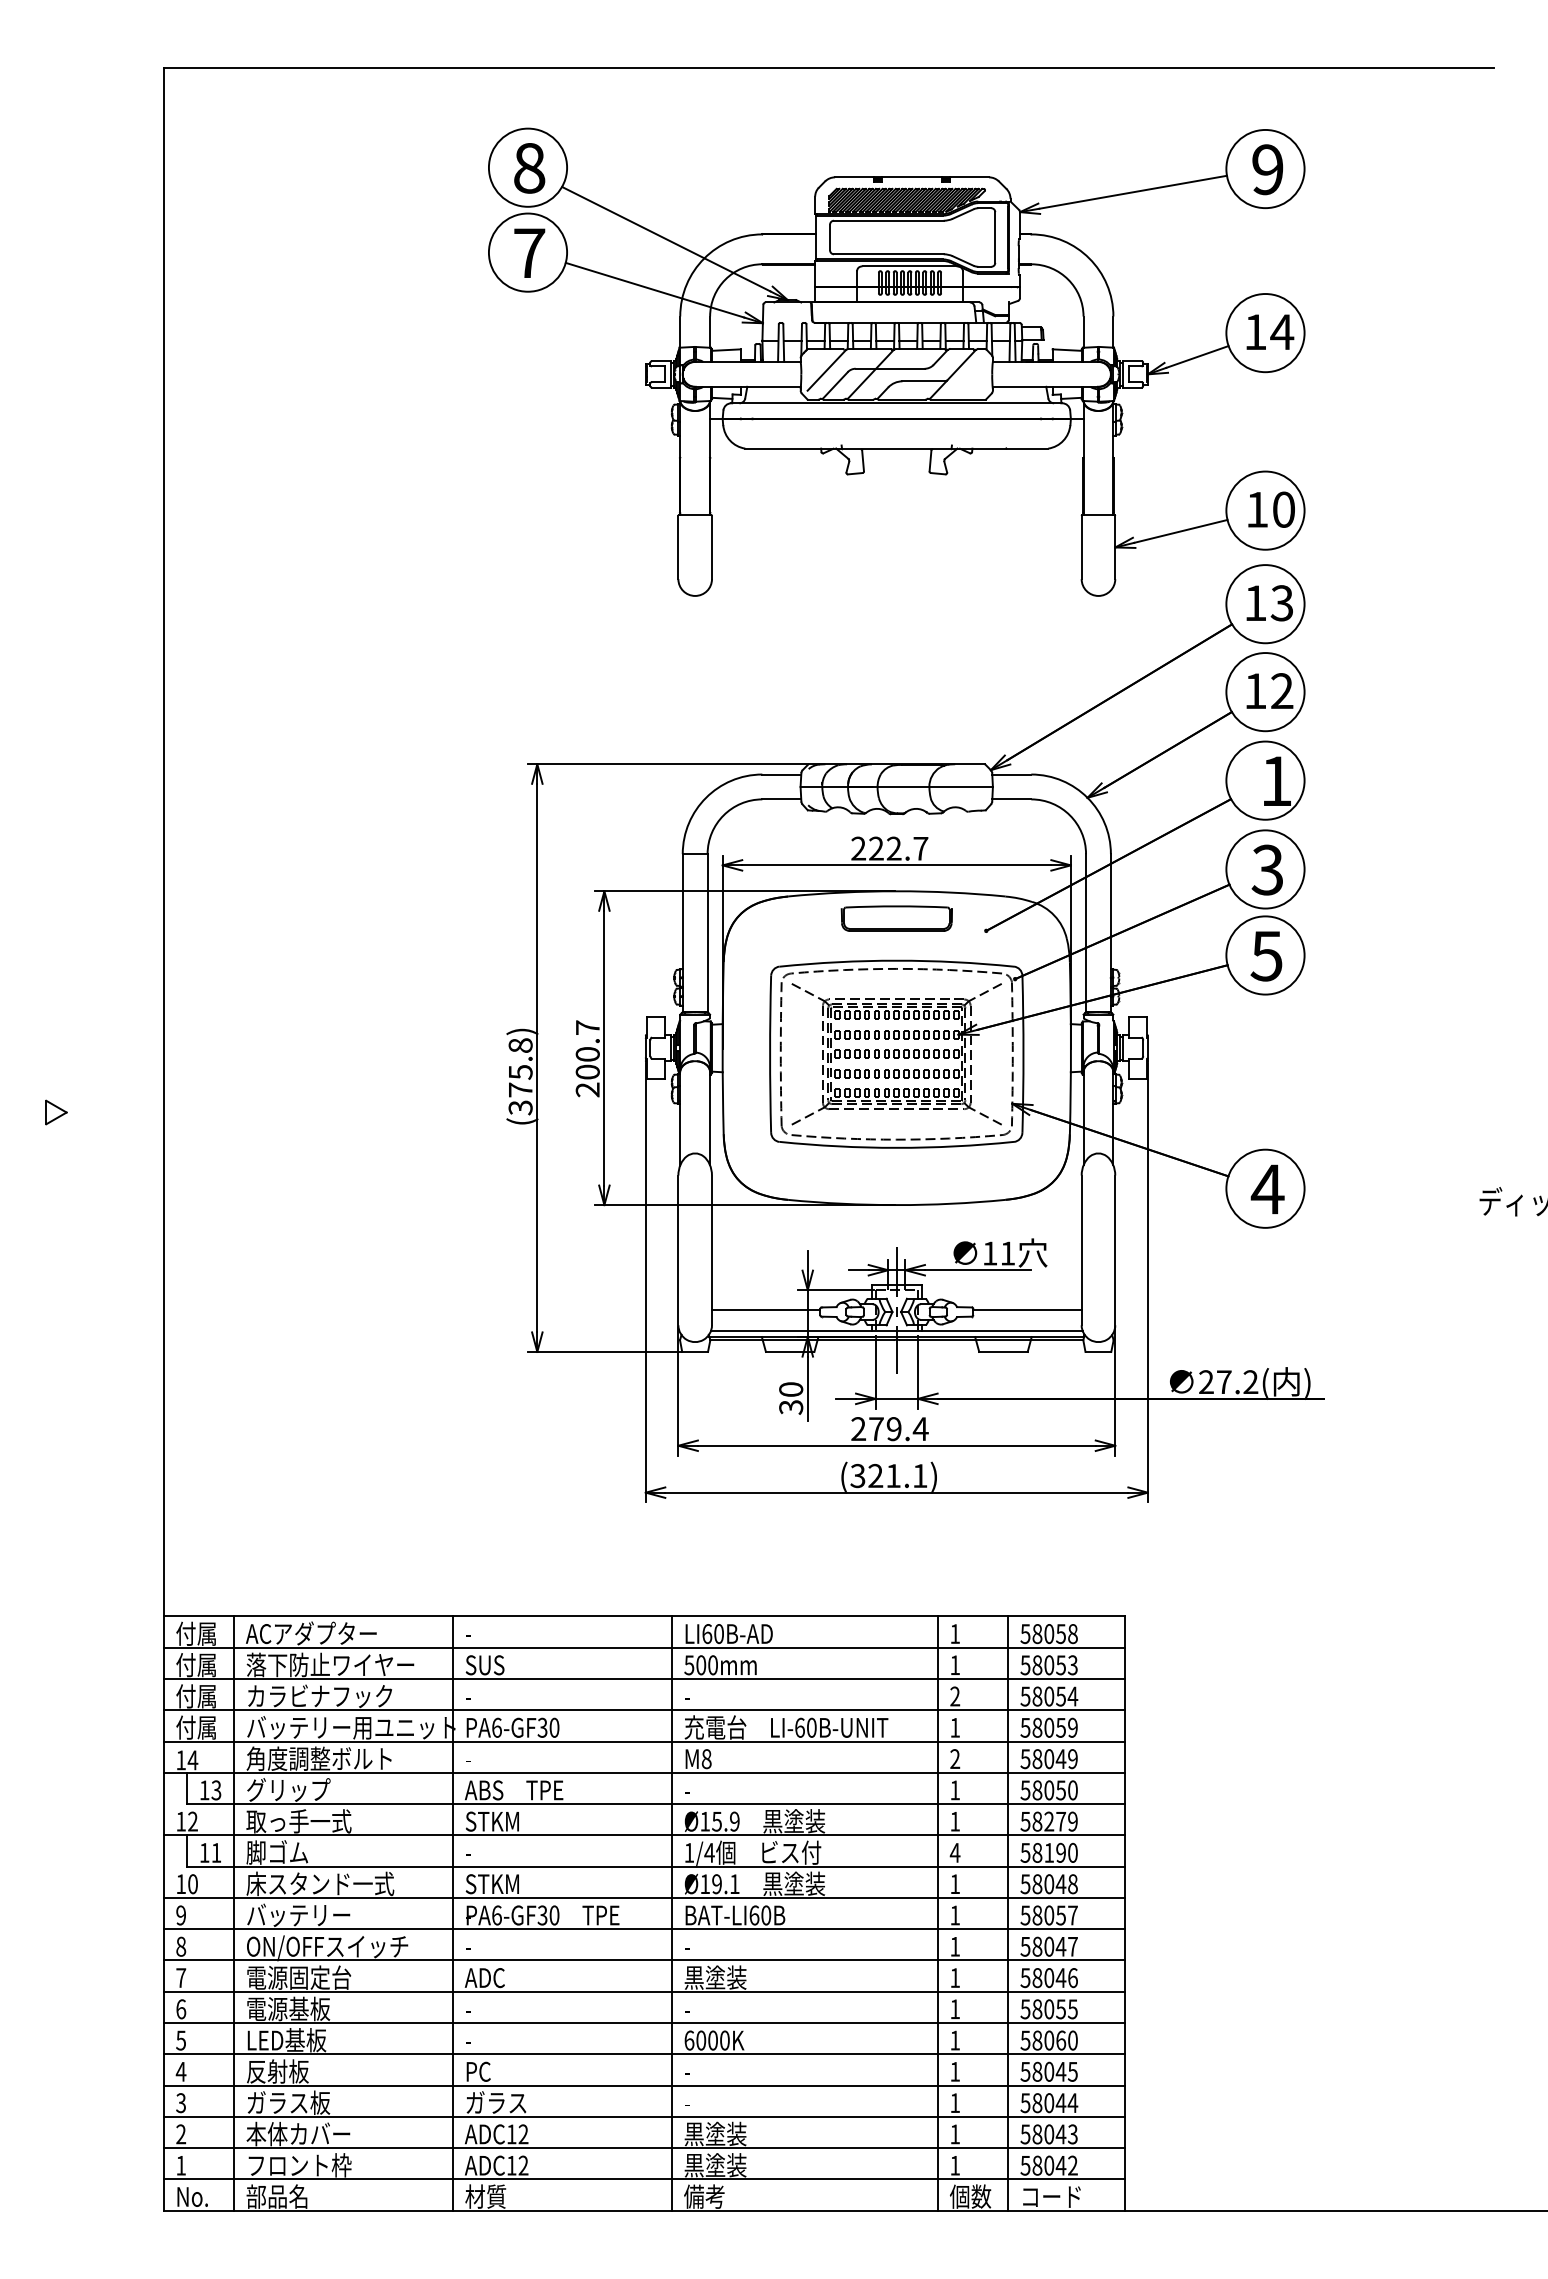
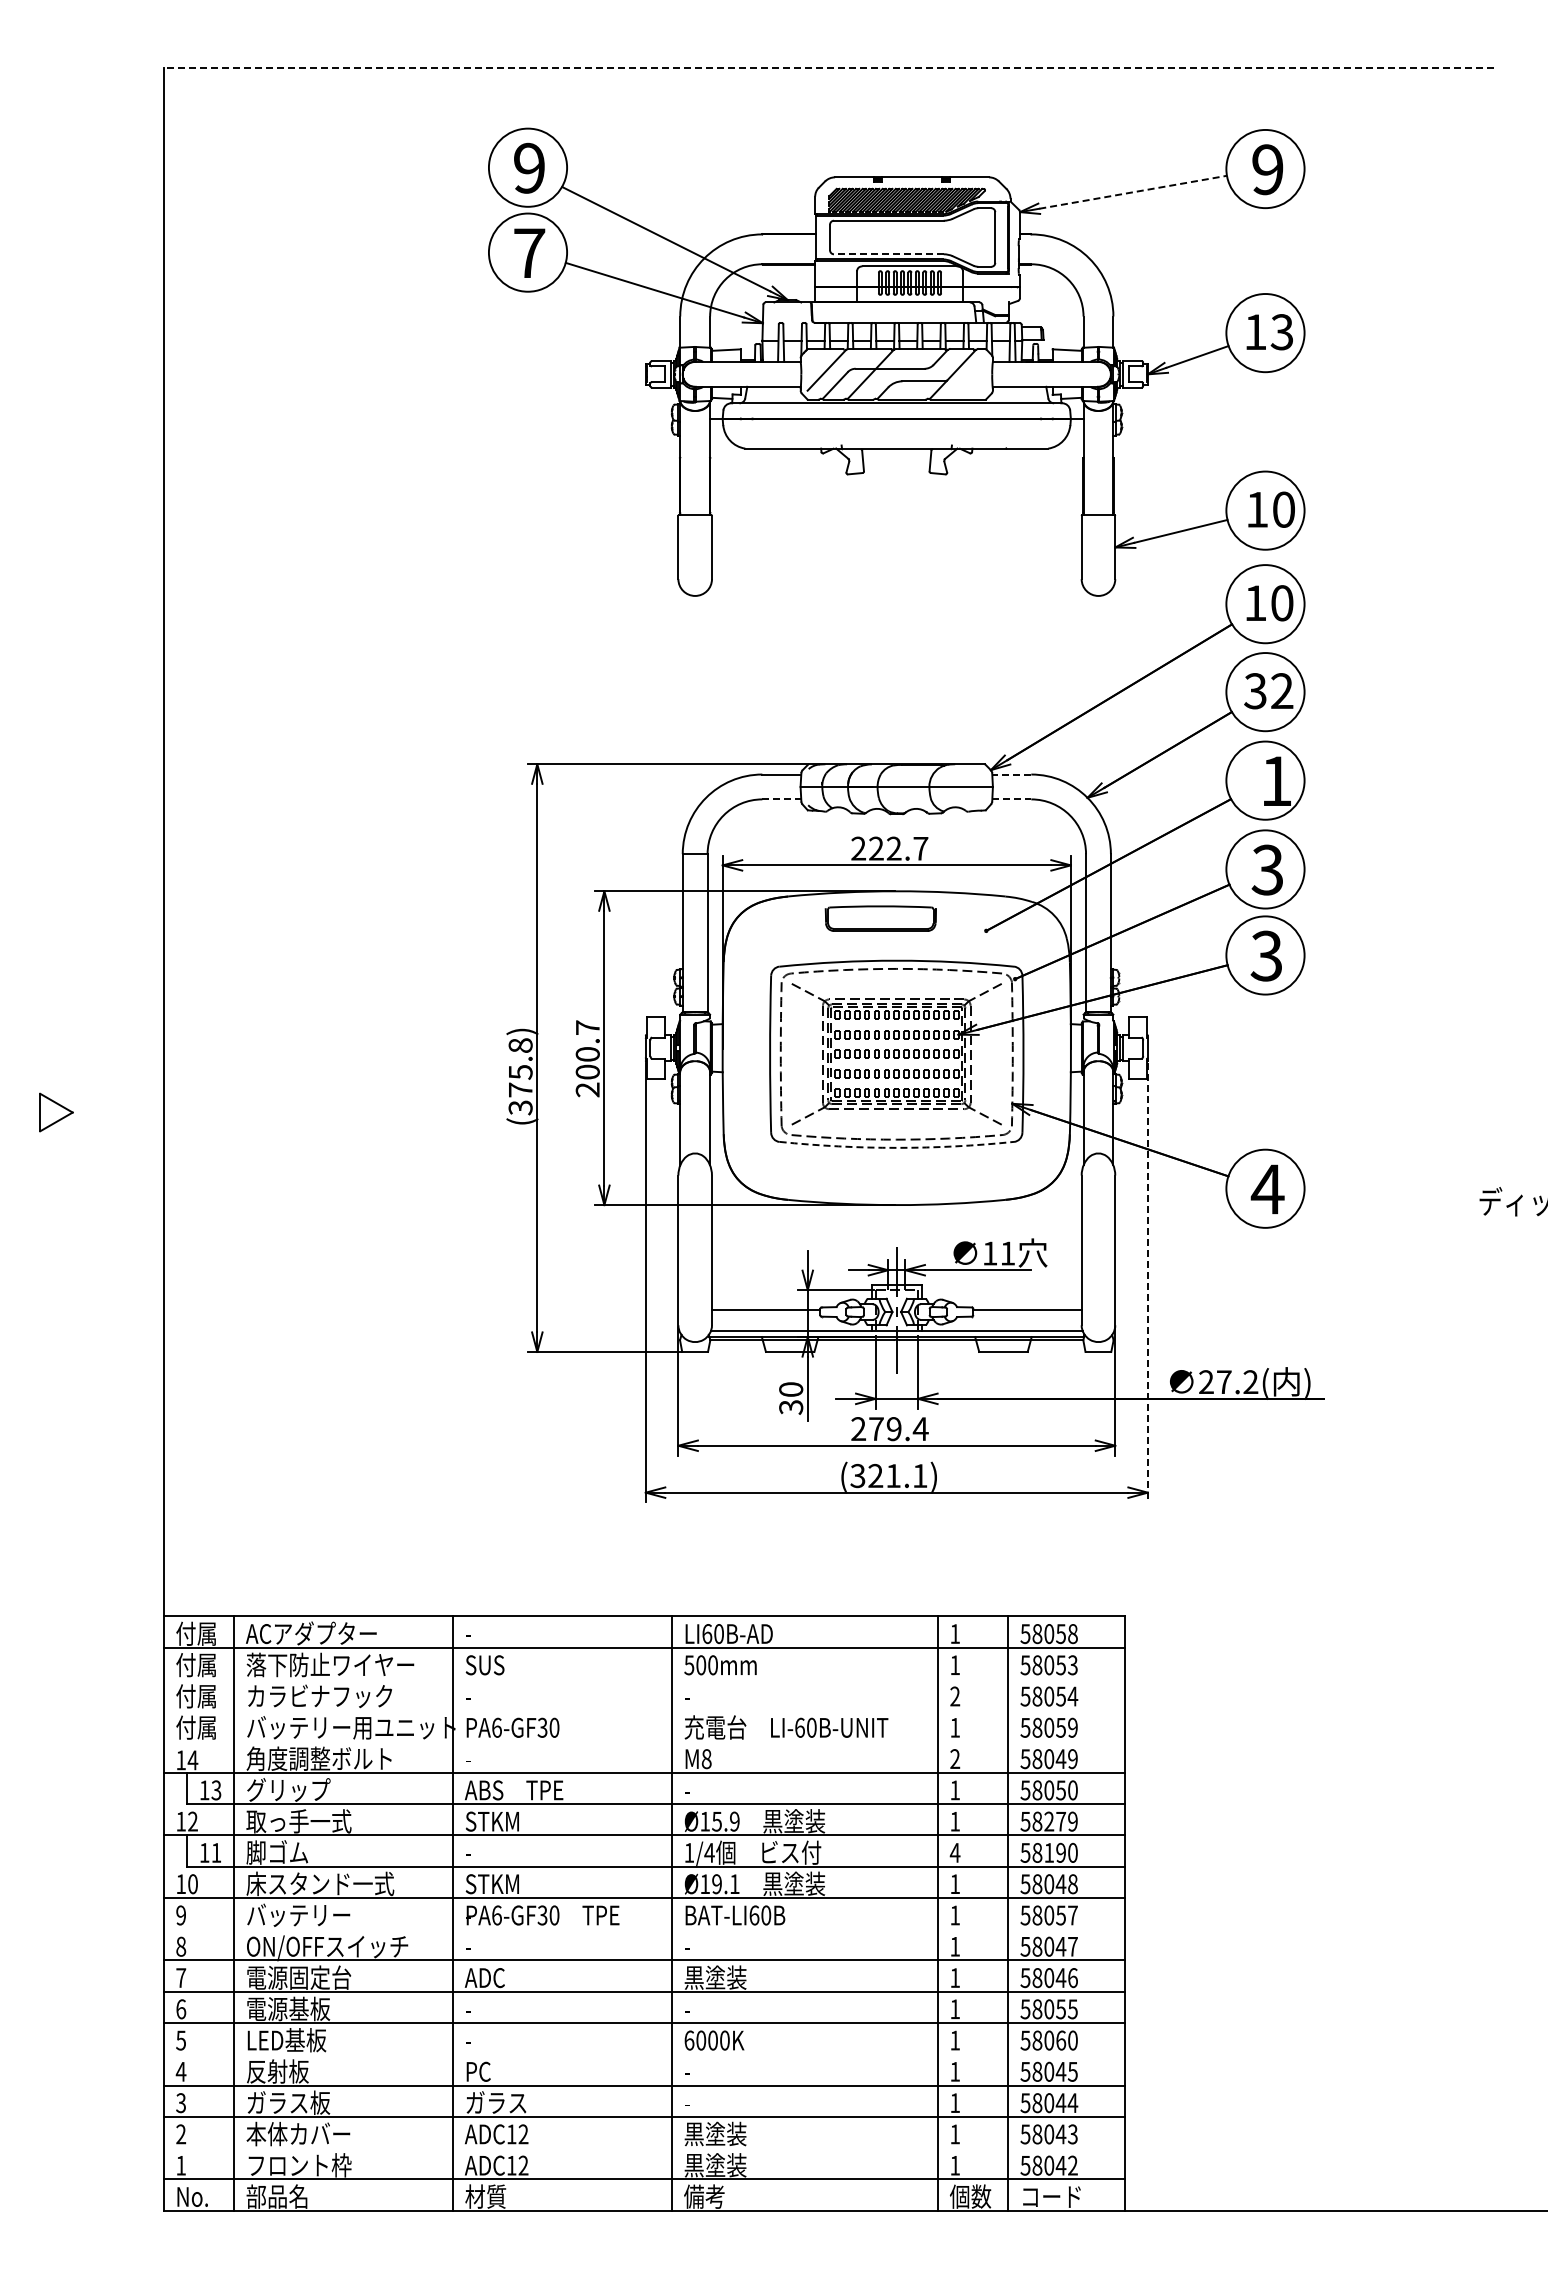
line: solid -> dashed (828, 68)
text: 8 -> 9 (529, 167)
line: solid -> dashed (1133, 192)
line: solid -> dashed (888, 254)
text: 14 -> 13 (1282, 332)
text: 13 -> 10 (1281, 603)
text: 12 -> 32 (1255, 691)
line: solid -> dashed (1011, 774)
line: solid -> dashed (782, 799)
line: solid -> dashed (1011, 799)
part position: (896, 918) -> (880, 918) (880, 918)
text: 5 -> 3 (1266, 955)
part size: 23x27 px -> 35x41 px (56, 1112)
arc: solid -> dashed (896, 1147)
line: solid -> dashed (1147, 1282)
line: present -> none (644, 1678)
line: present -> none (644, 1710)
line: present -> none (644, 1741)
line: present -> none (644, 1929)
line: present -> none (644, 2054)
line: present -> none (644, 2148)
